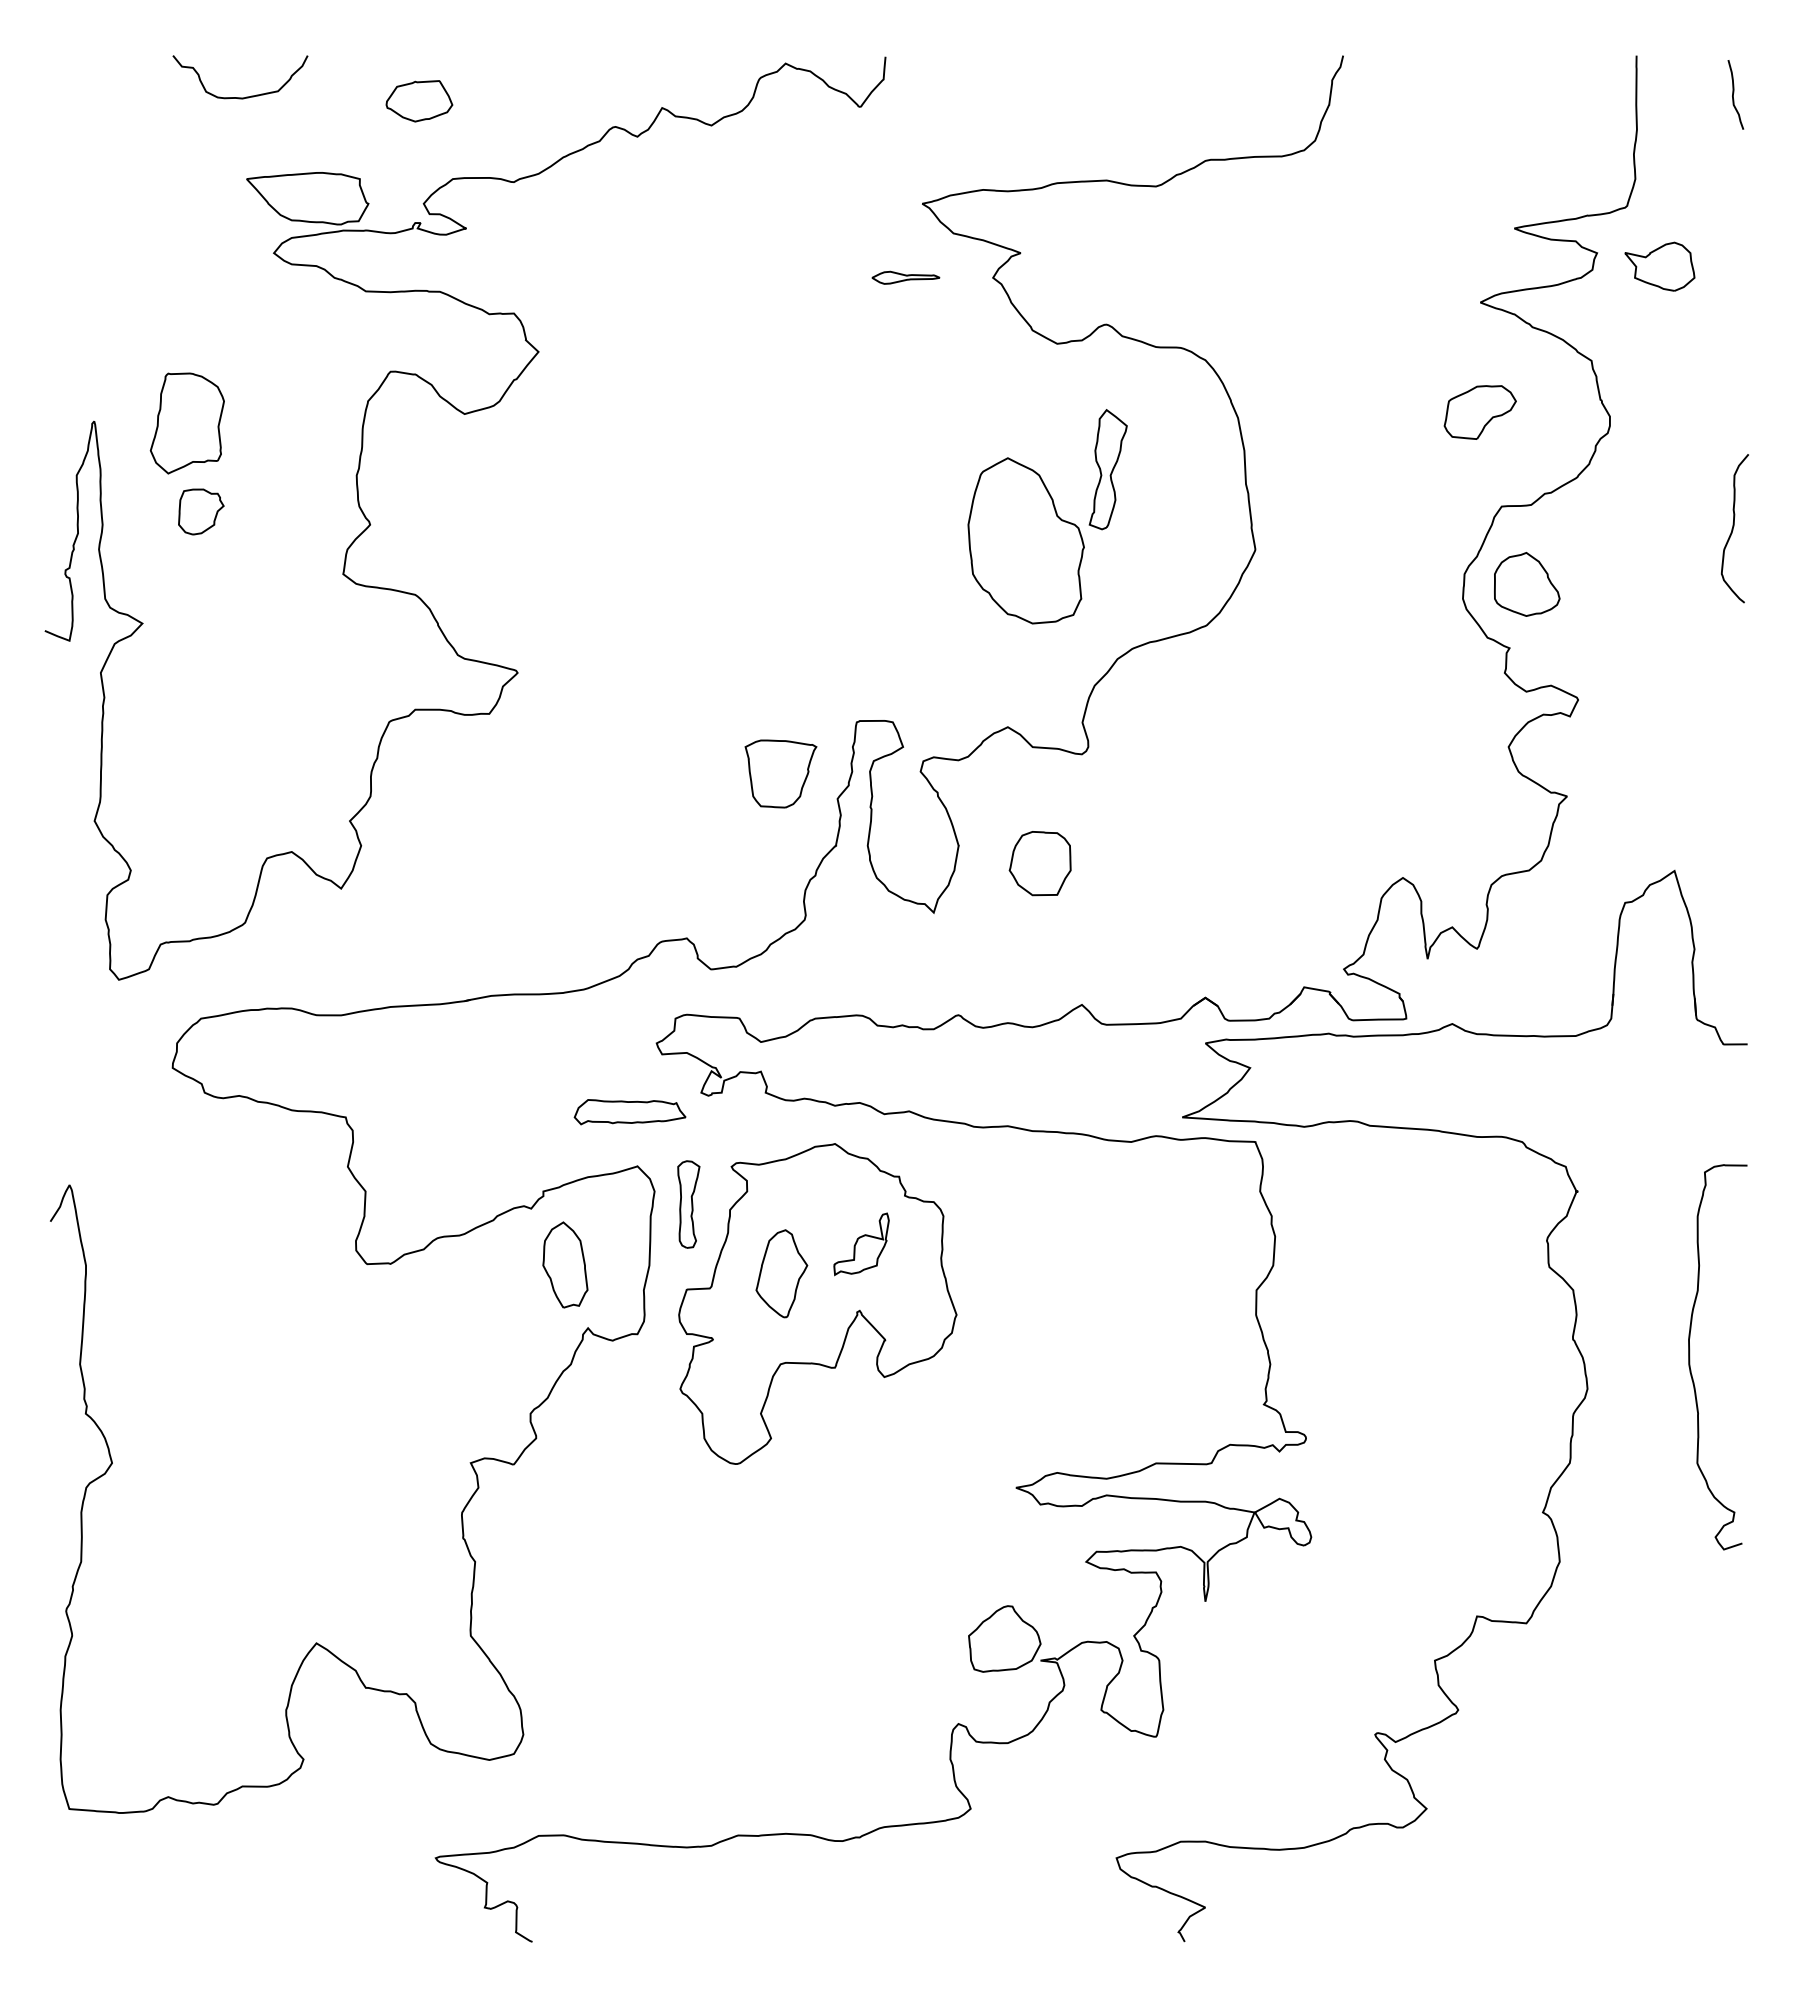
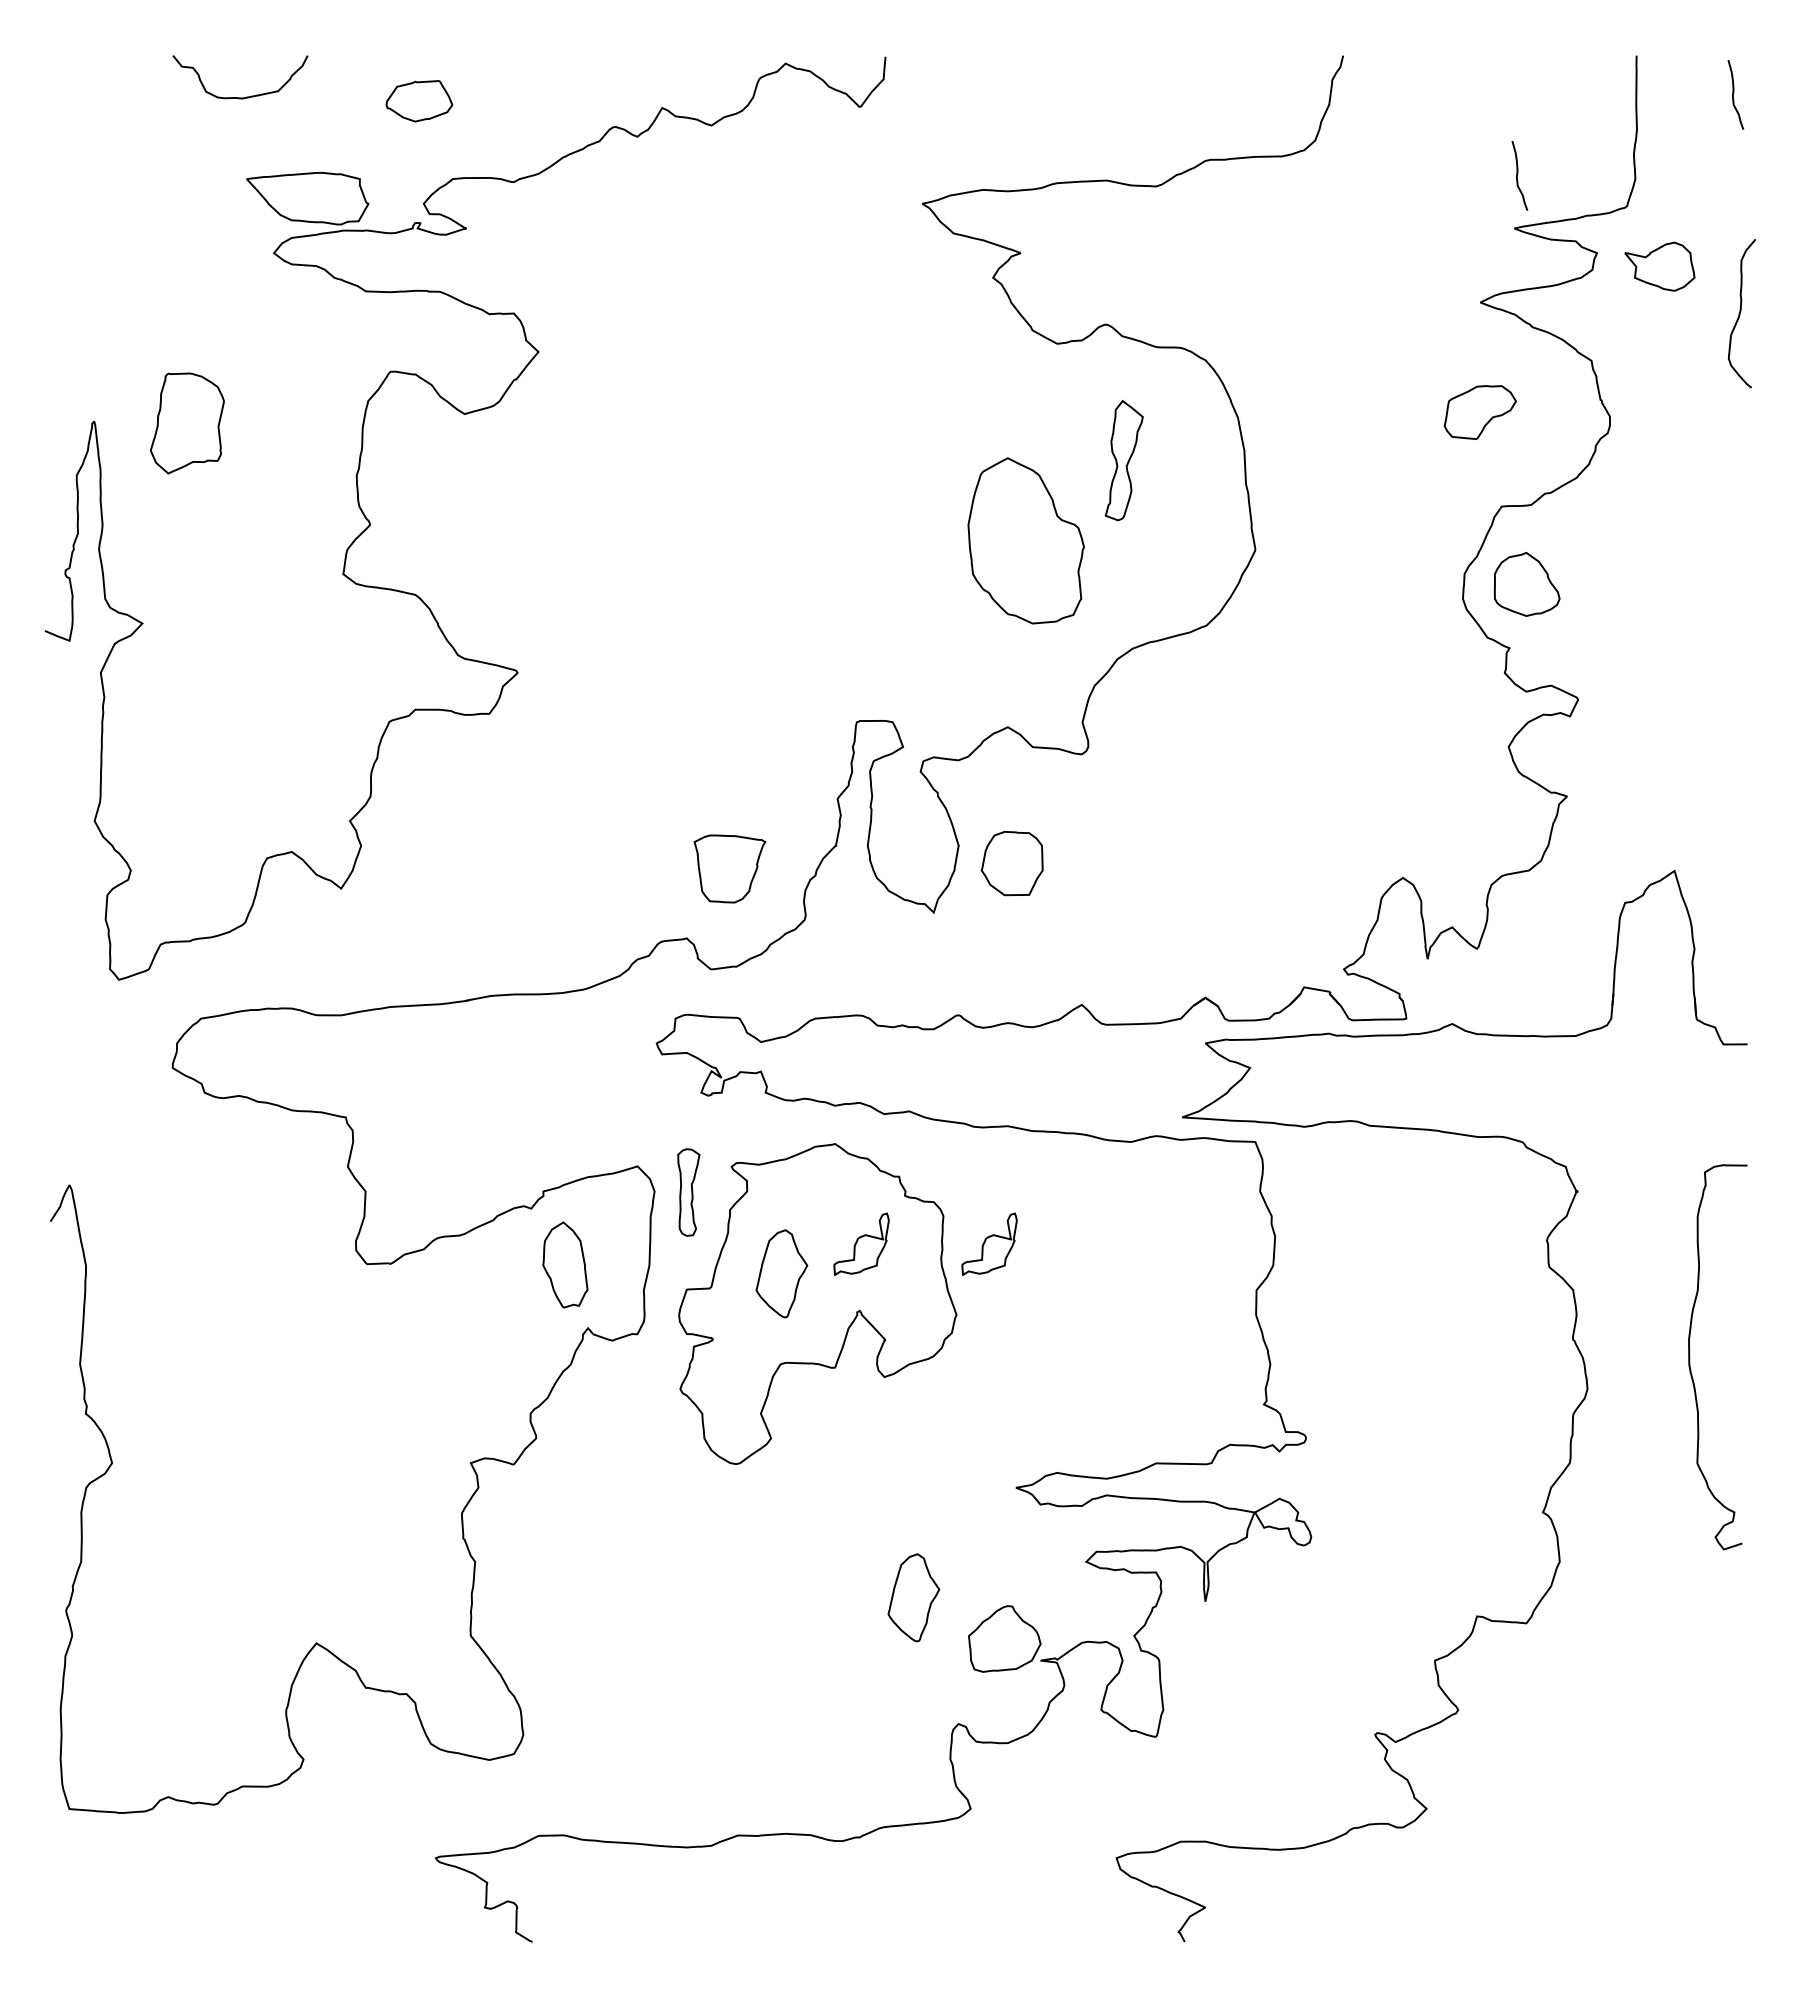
curve: none -> present (1517, 175)
part: present -> none (905, 277)
part position: (1107, 469) -> (1123, 460) (1123, 460)
part: present -> none (201, 511)
curve position: (1733, 528) -> (1740, 313) (1740, 313)
part position: (780, 773) -> (729, 868) (729, 868)
part position: (1039, 863) -> (1011, 863) (1011, 863)
part: present -> none (629, 1112)
part position: (688, 1204) -> (688, 1192) (688, 1192)
part: none -> present (989, 1244)
part: none -> present (913, 1597)
